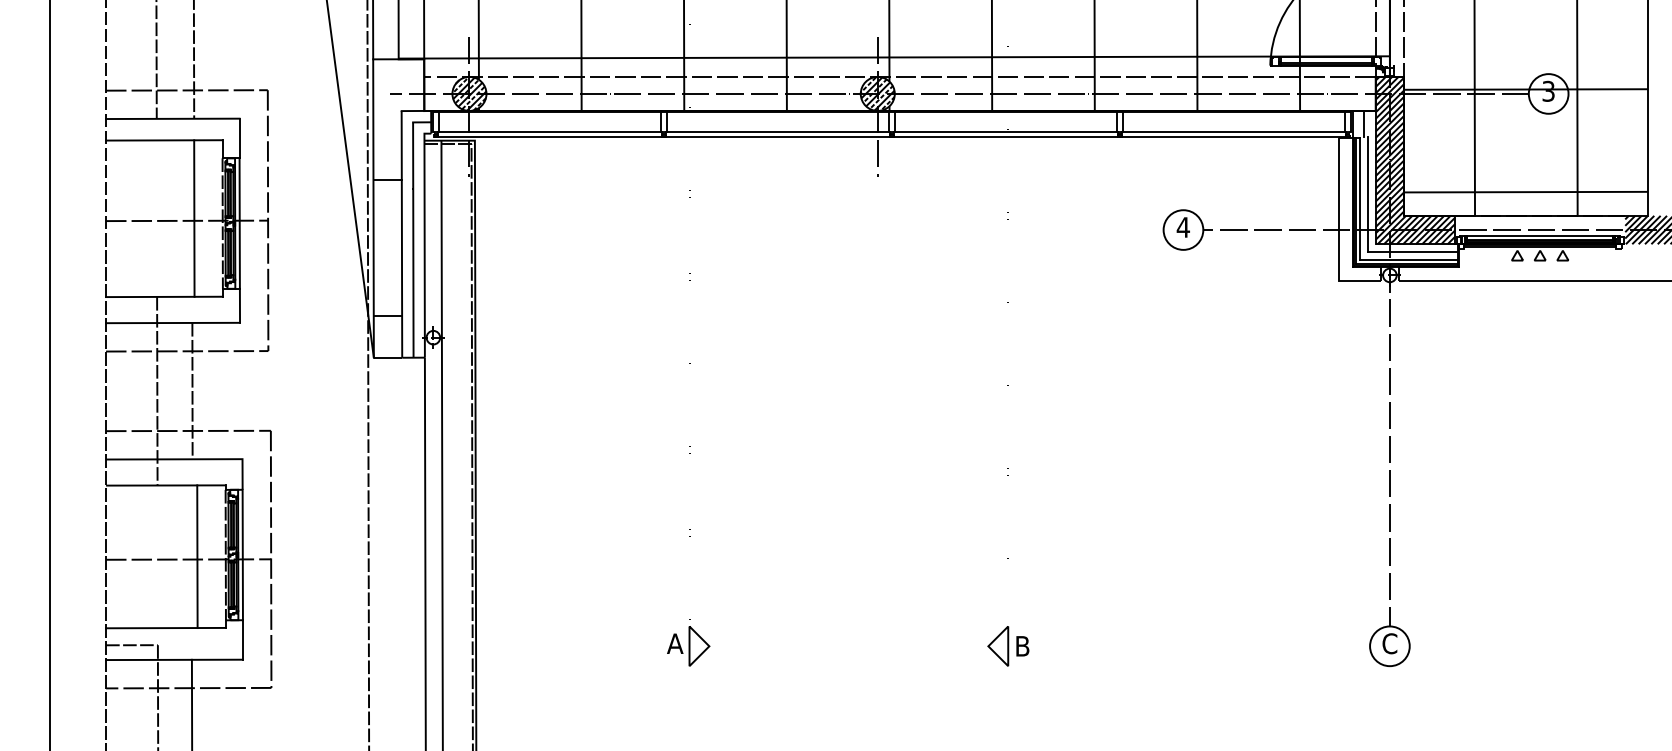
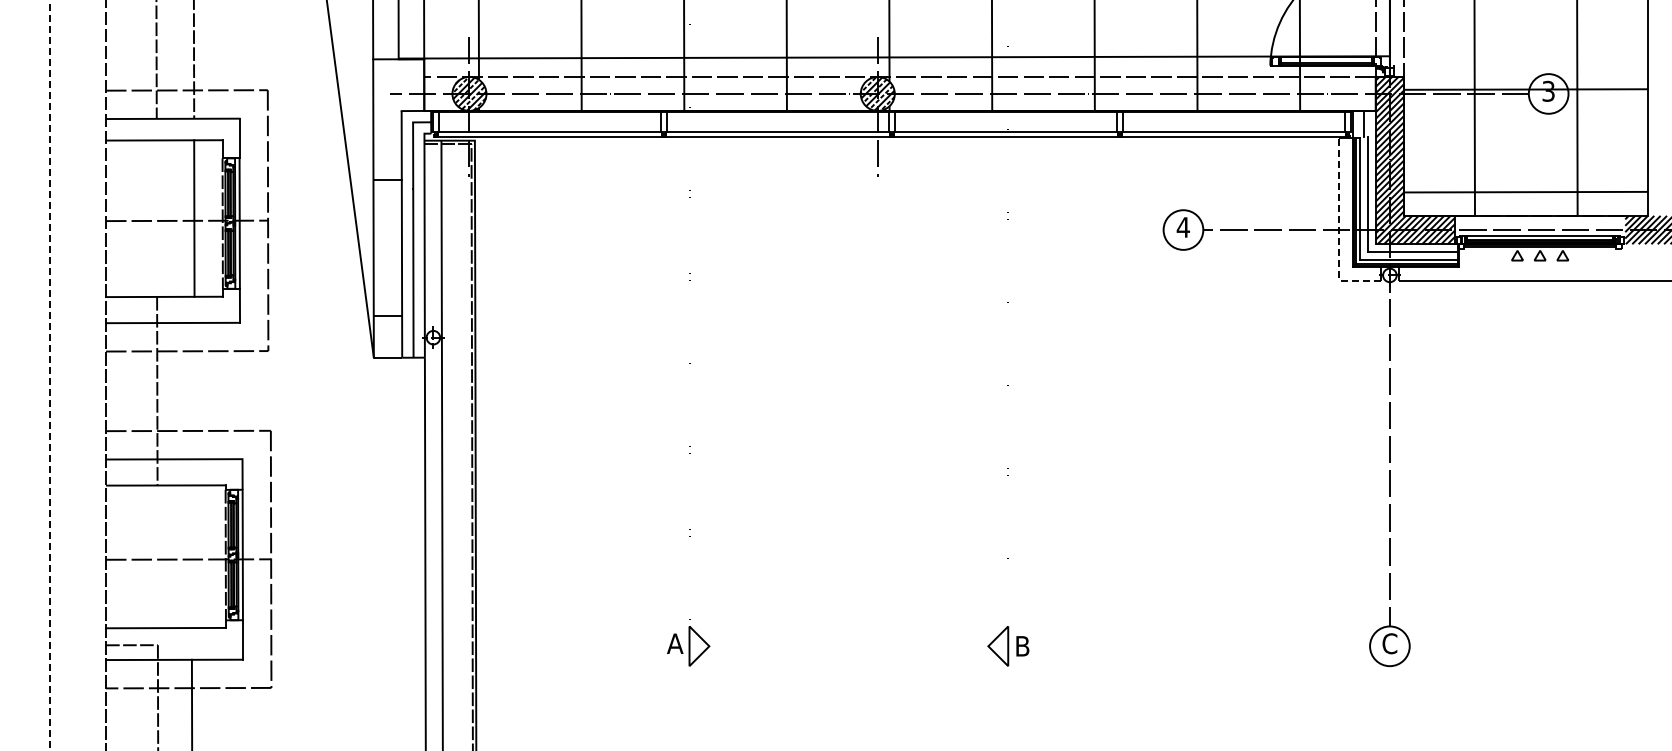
line: solid -> dashed (1339, 230)
line: present -> none (368, 374)
line: solid -> dashed (50, 375)
line: present -> none (192, 390)
line: present -> none (197, 556)
